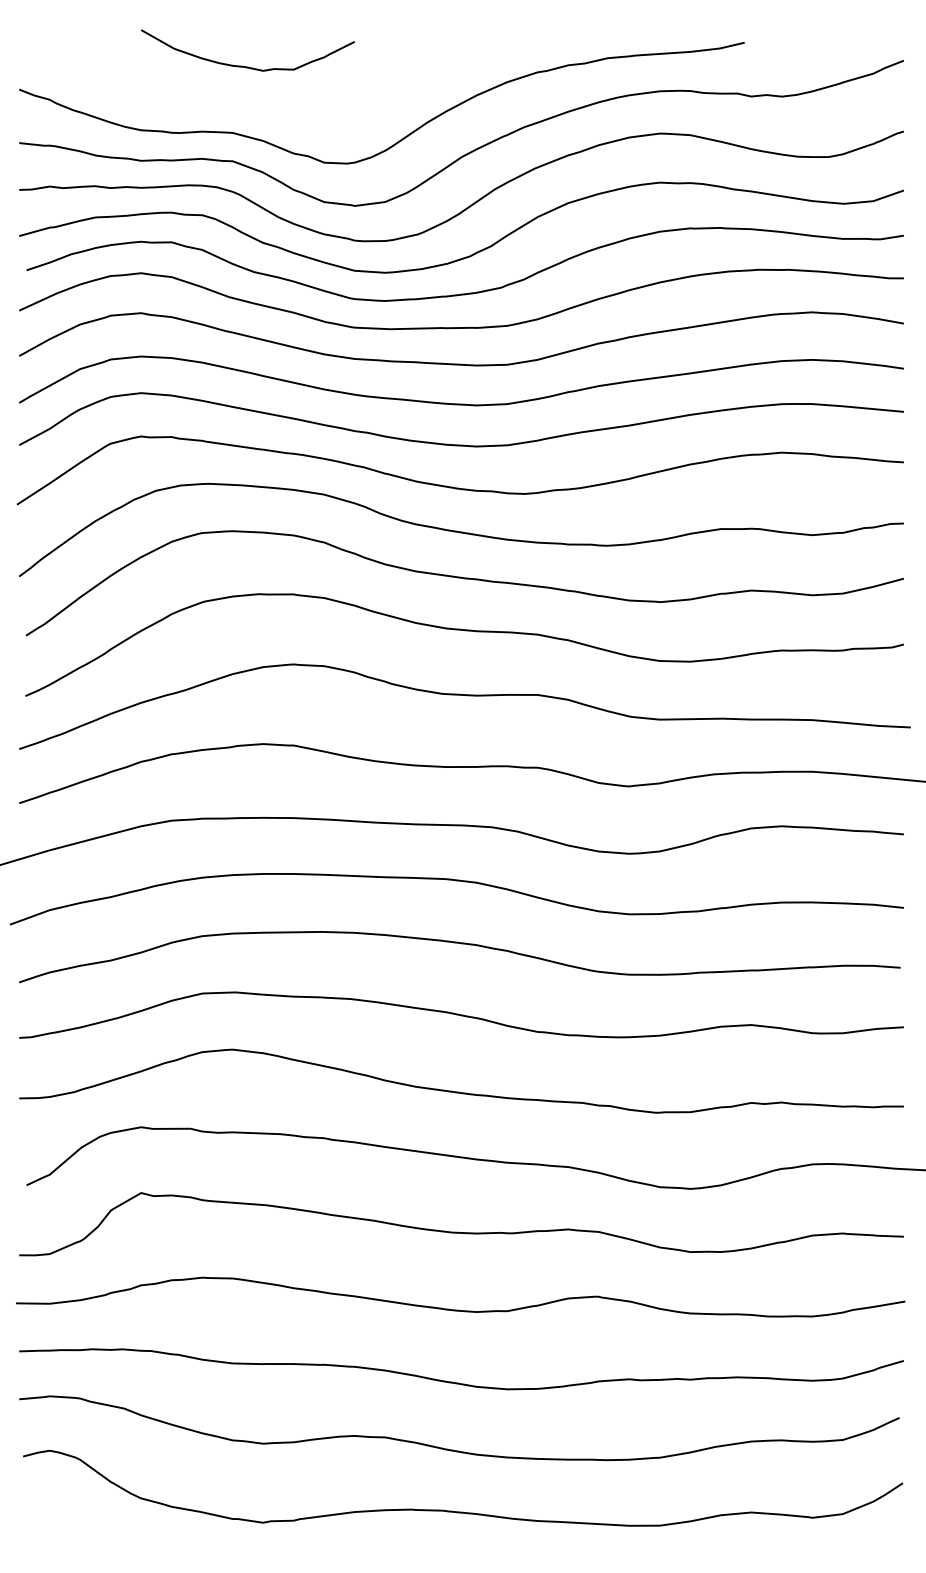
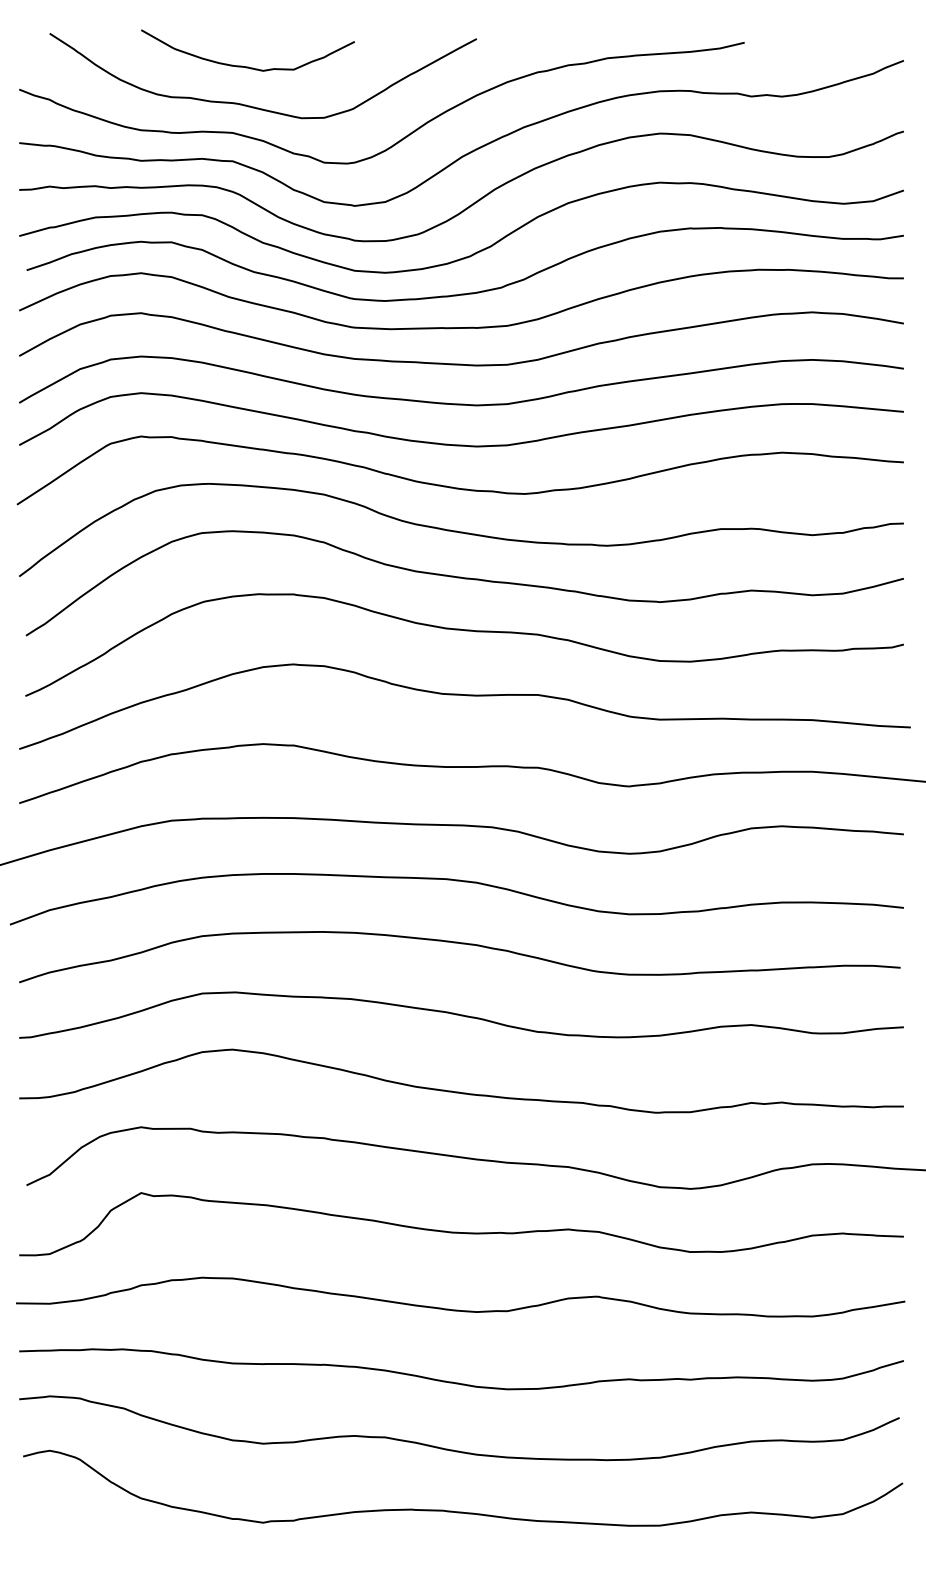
curve: none -> present (254, 106)
